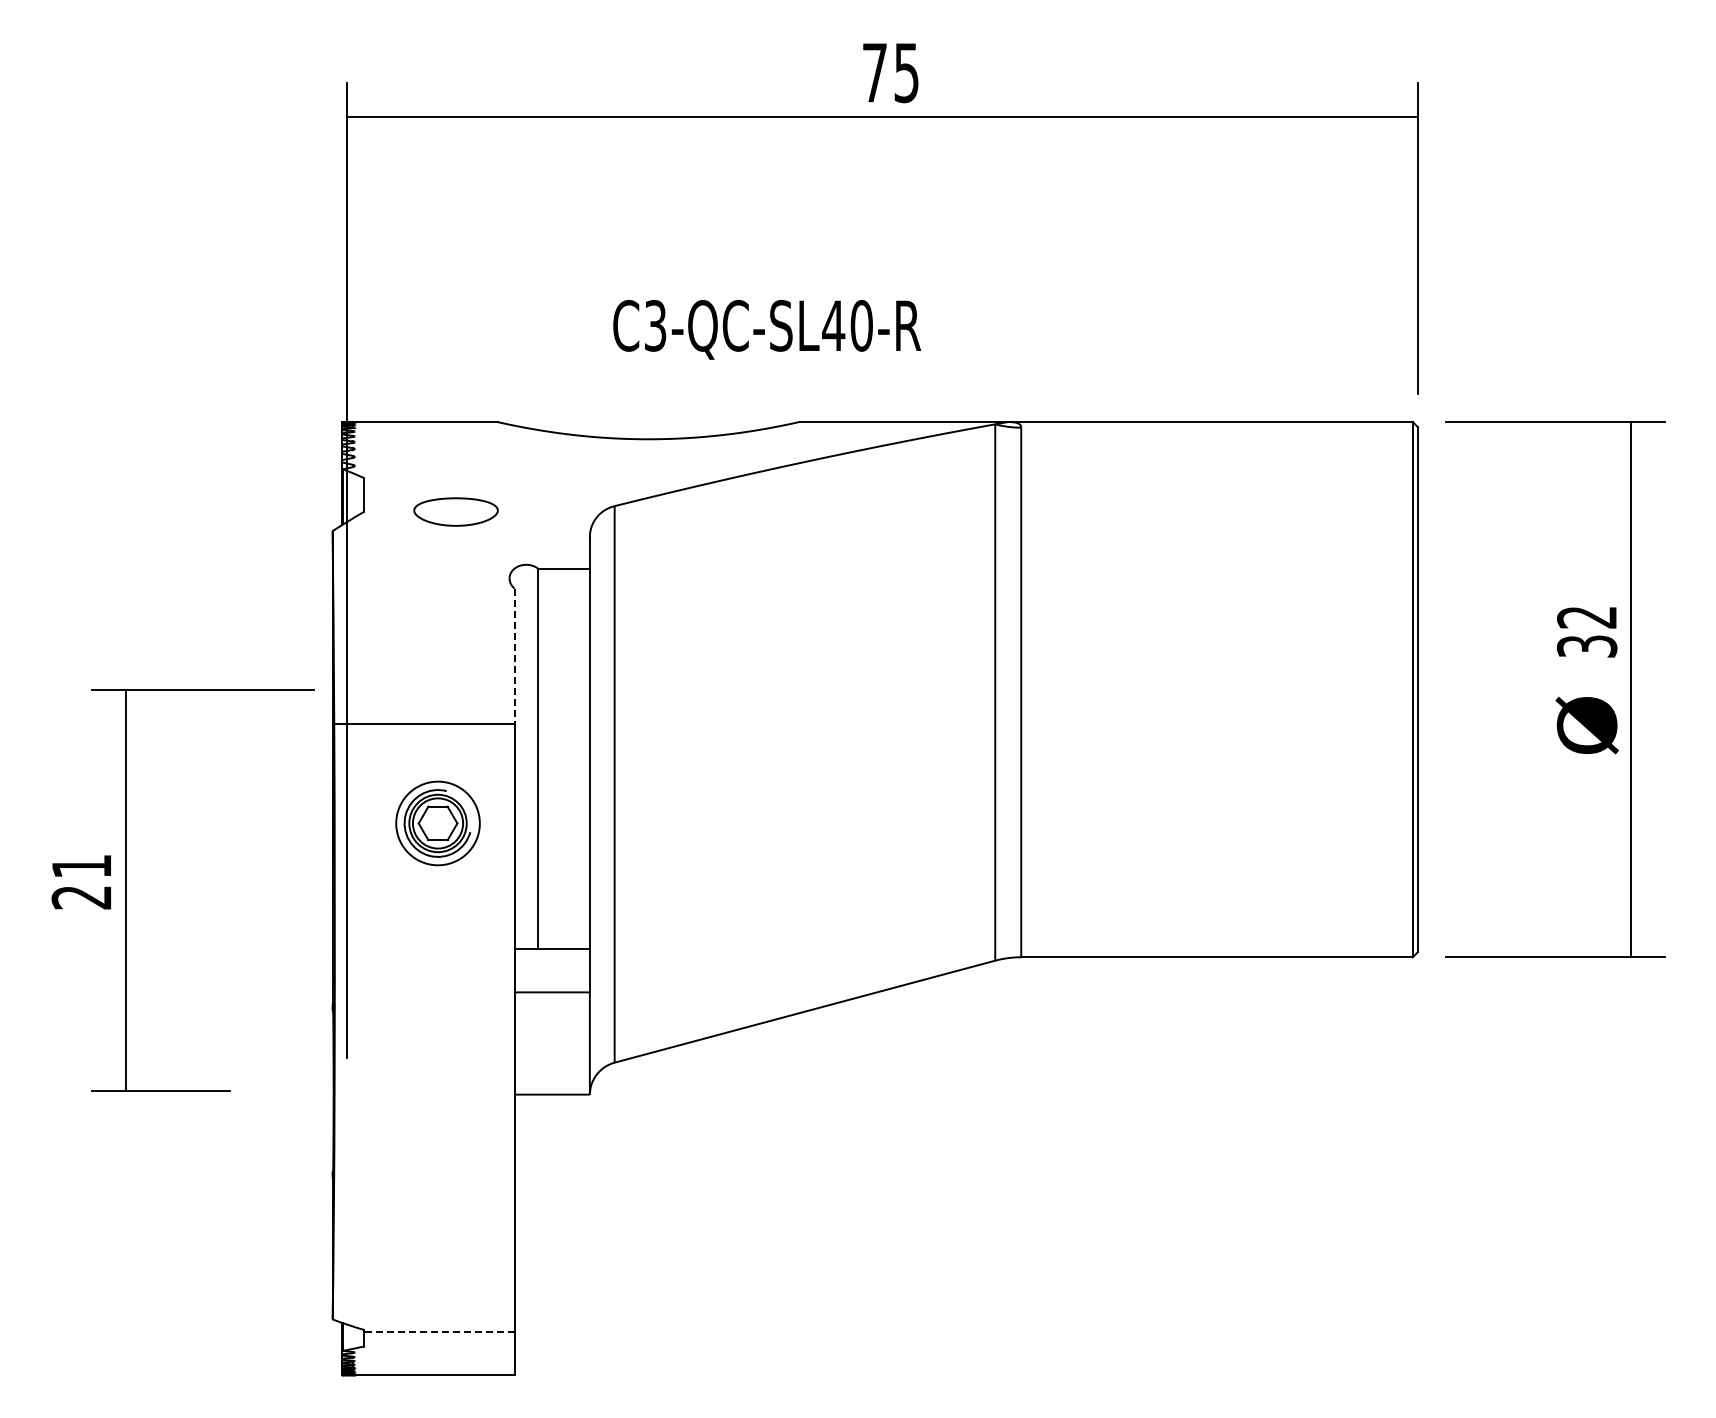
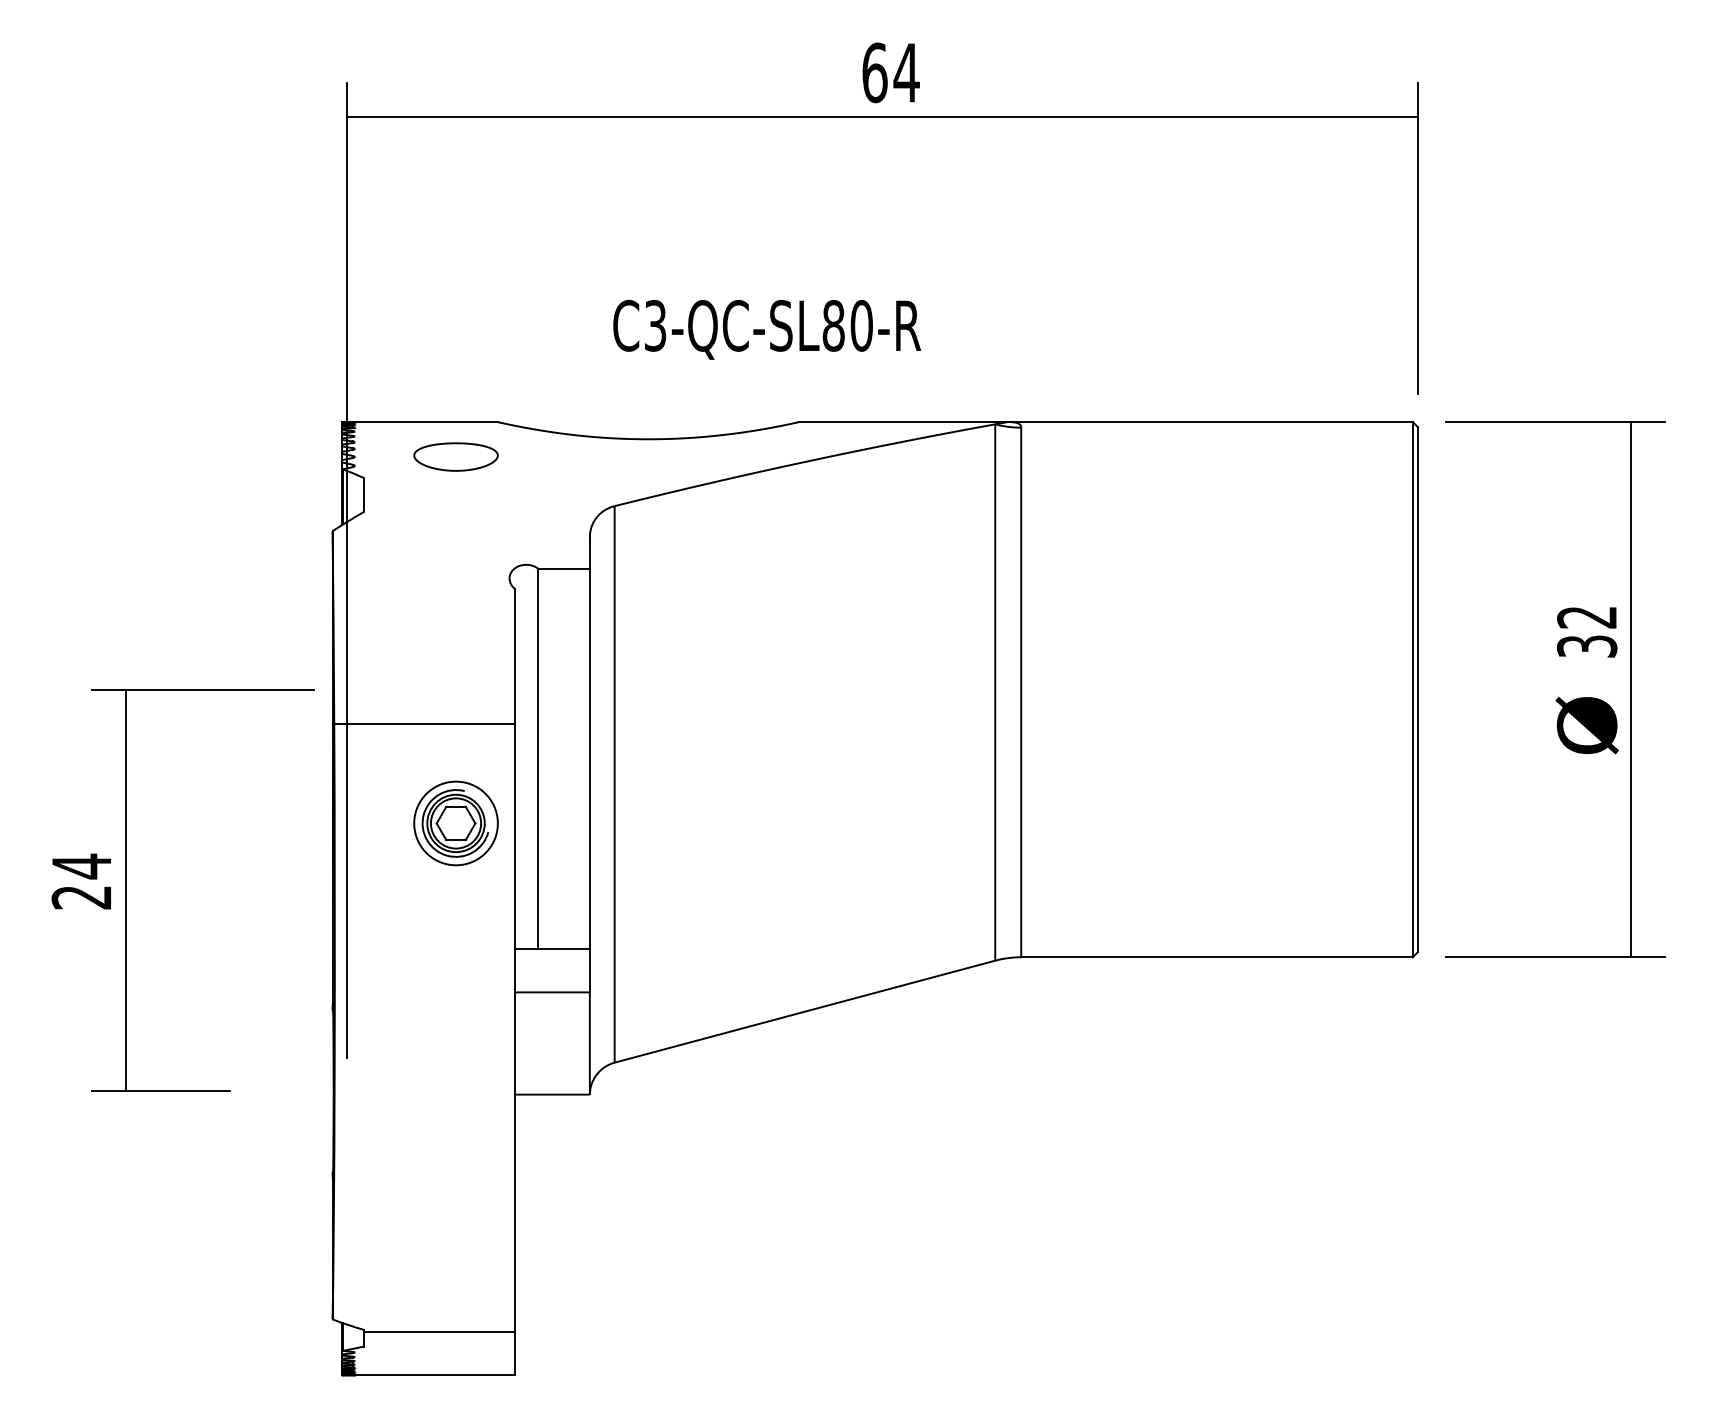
text: 75 -> 64 (890, 72)
text: C3-QC-SL40-R -> C3-QC-SL80-R (833, 325)
part position: (455, 511) -> (455, 456) (455, 456)
line: dashed -> solid (514, 656)
part position: (437, 823) -> (455, 823) (455, 823)
text: 21 -> 24 (81, 866)
line: dashed -> solid (438, 1331)
